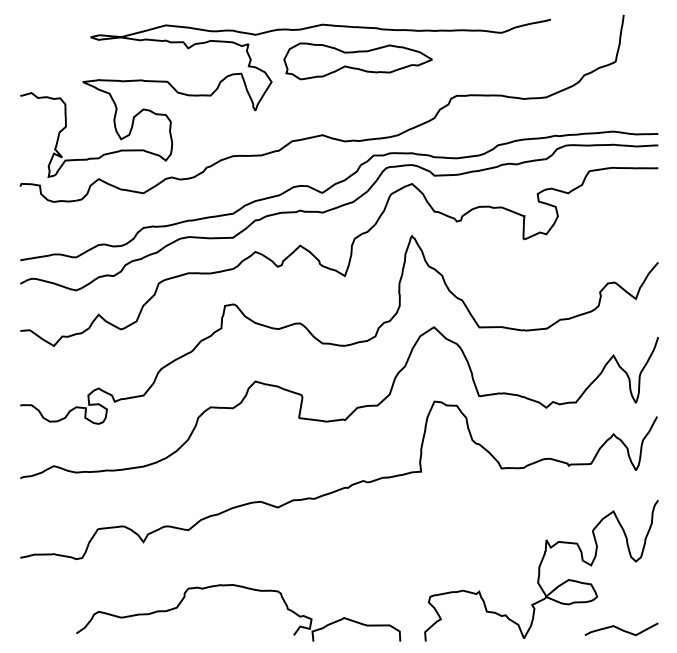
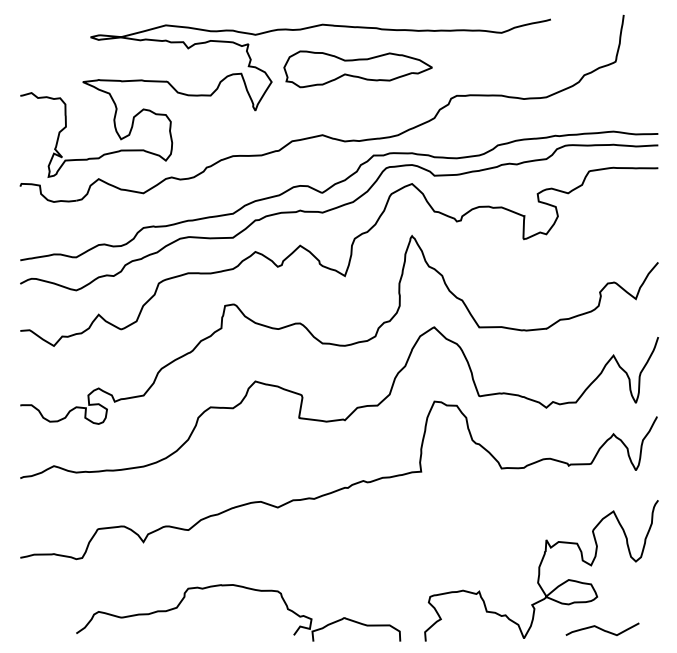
part position: (357, 61) -> (357, 69) (357, 69)
curve position: (621, 628) -> (602, 628) (602, 628)
